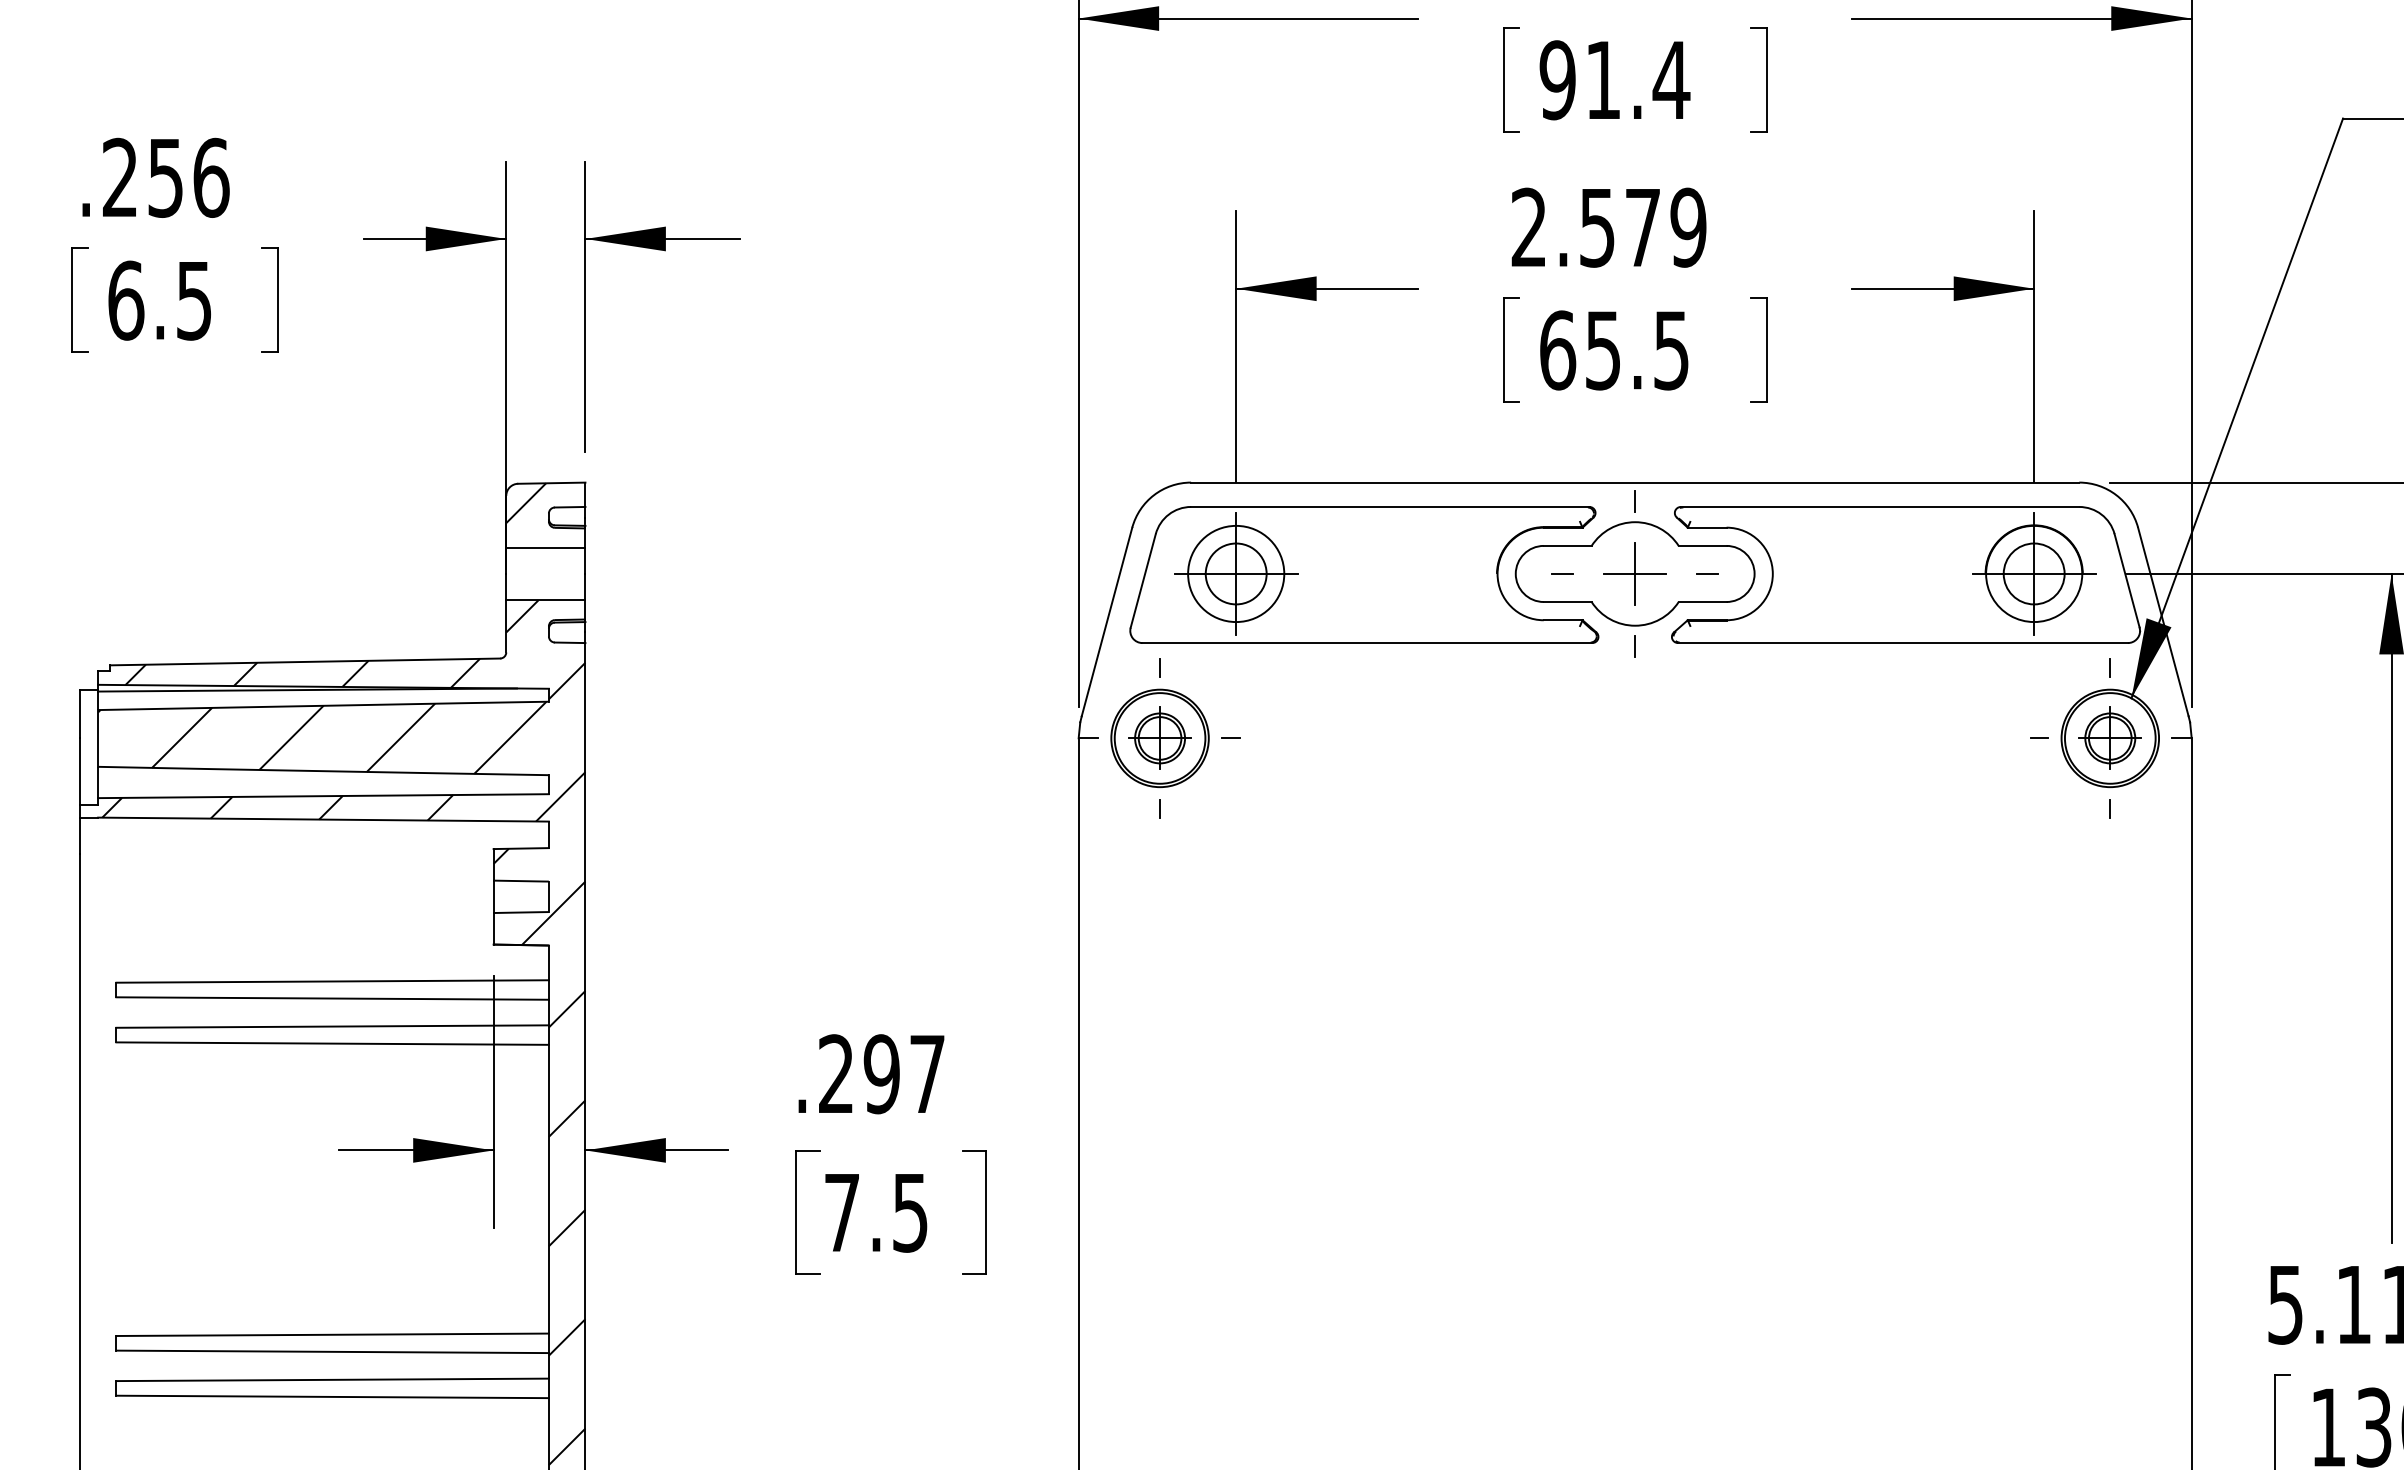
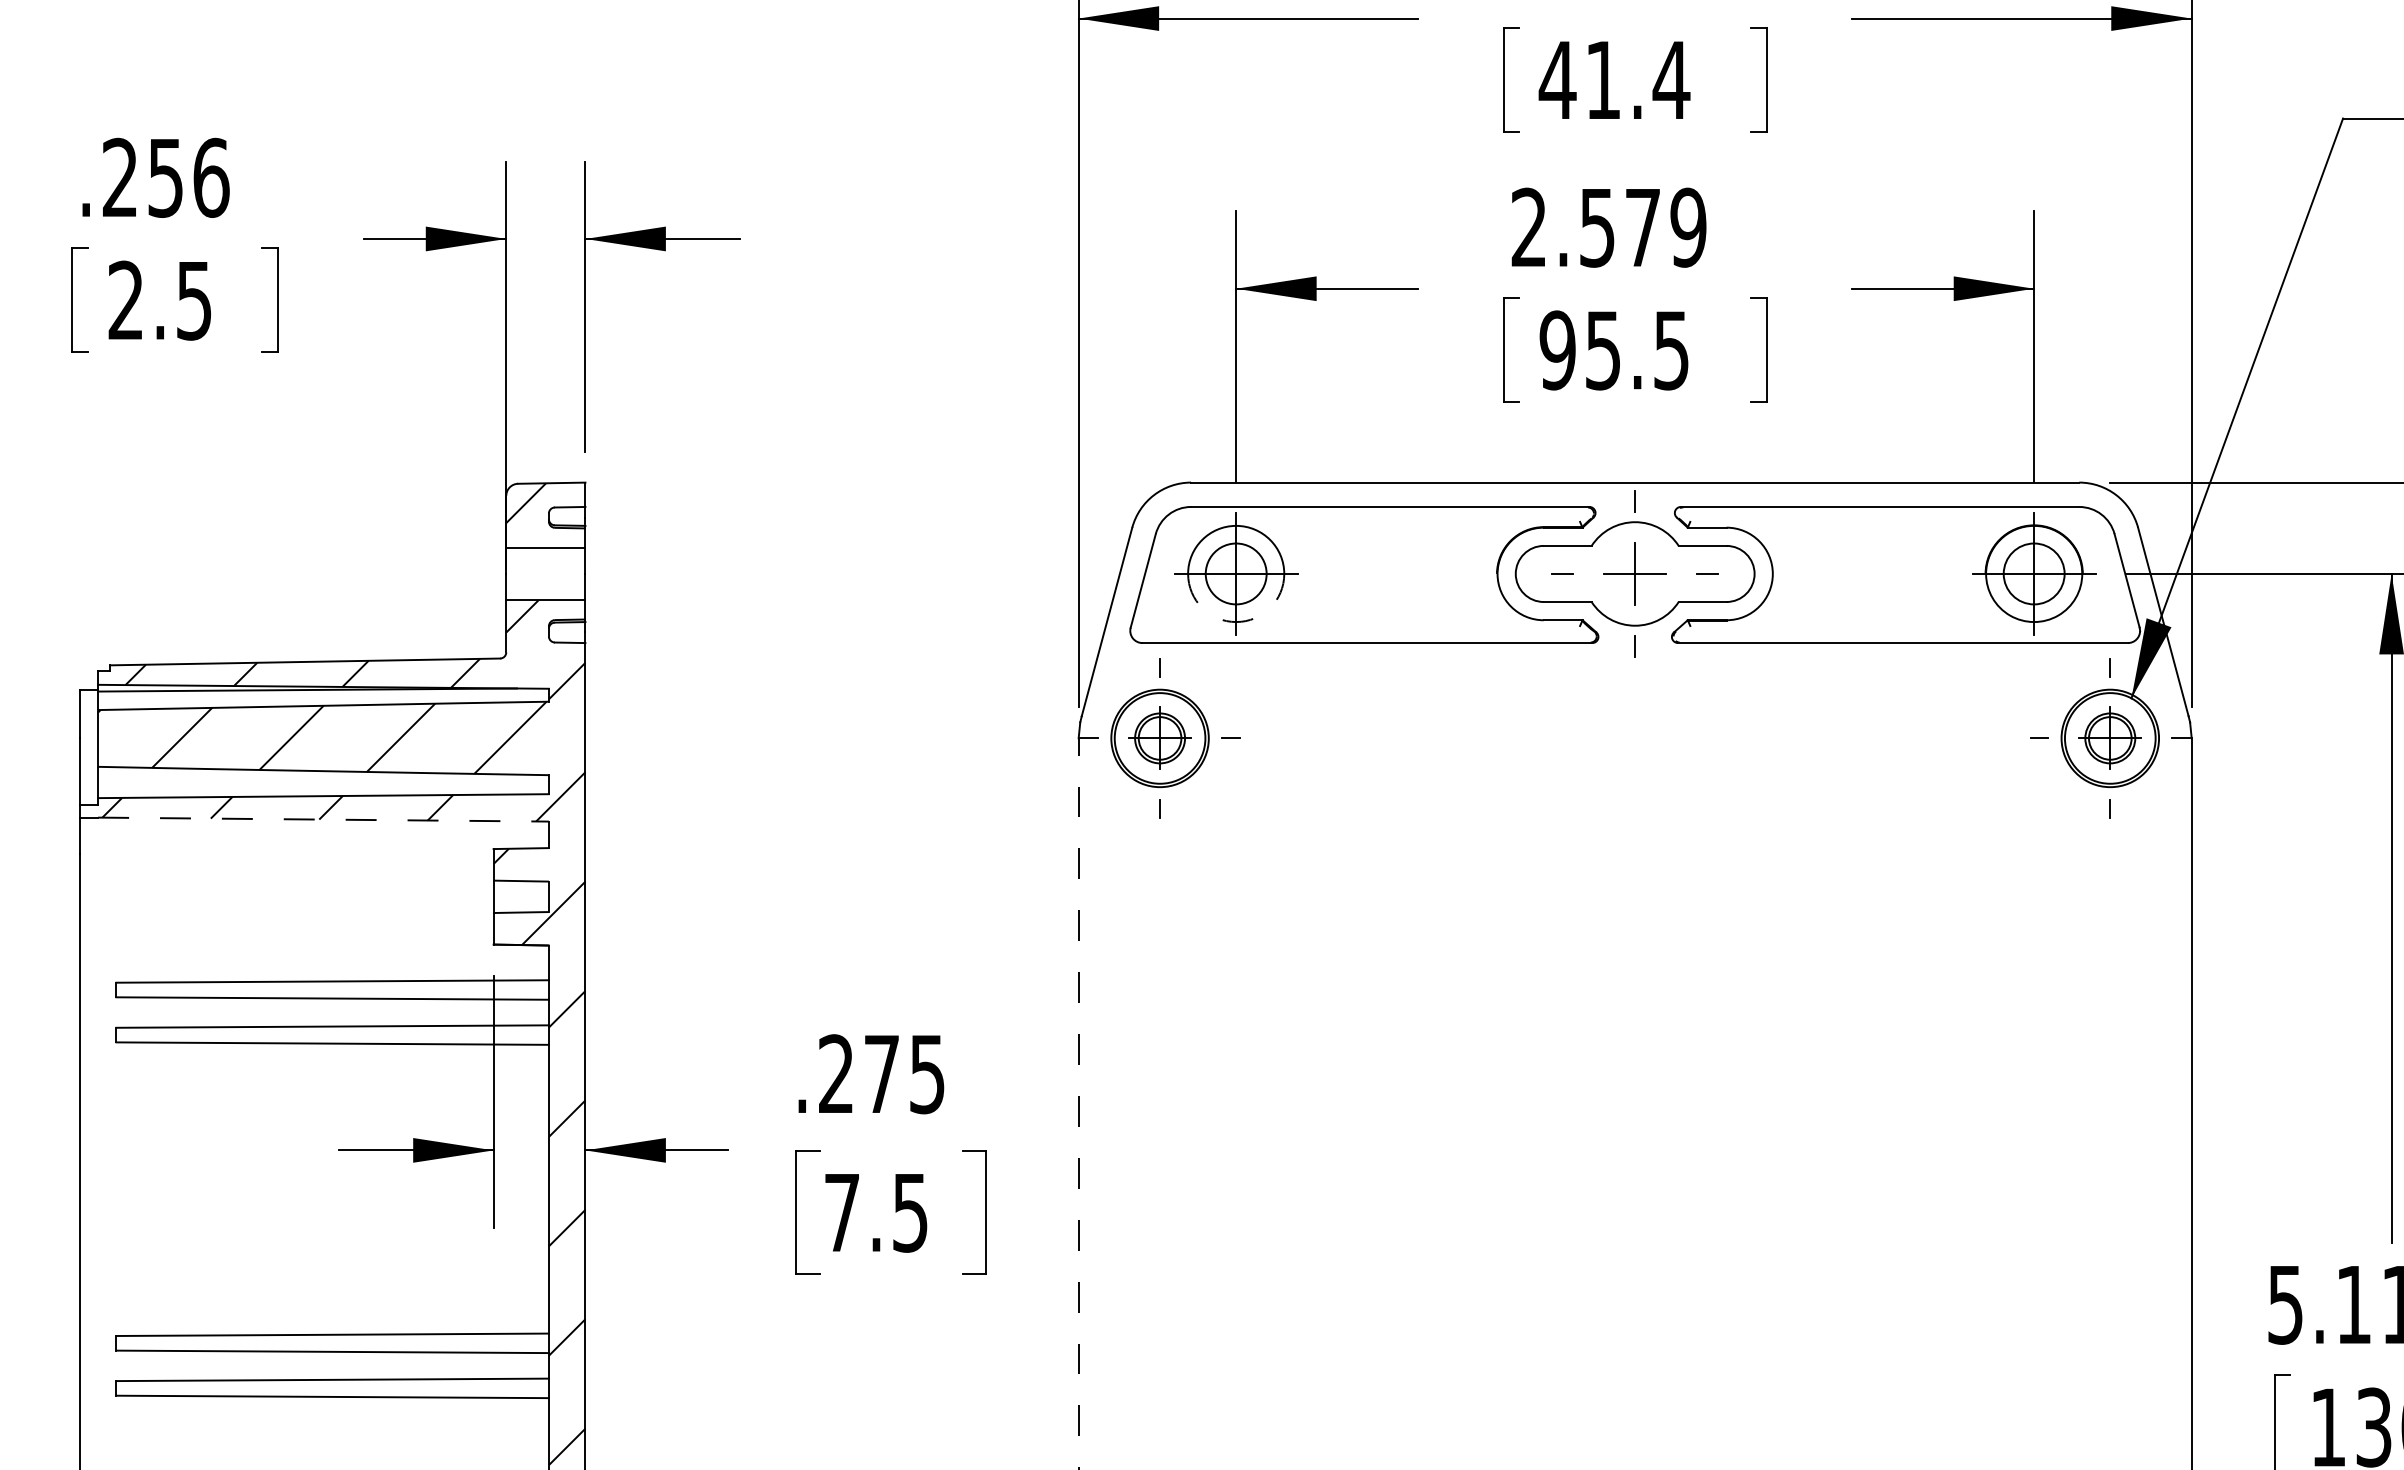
text: 91.4 -> 41.4 (1557, 80)
text: 6.5 -> 2.5 (126, 300)
text: 65.5 -> 95.5 (1557, 350)
arc: solid -> dashed (1236, 622)
line: solid -> dashed (324, 819)
text: .297 -> .275 (903, 1074)
line: solid -> dashed (1078, 1104)
